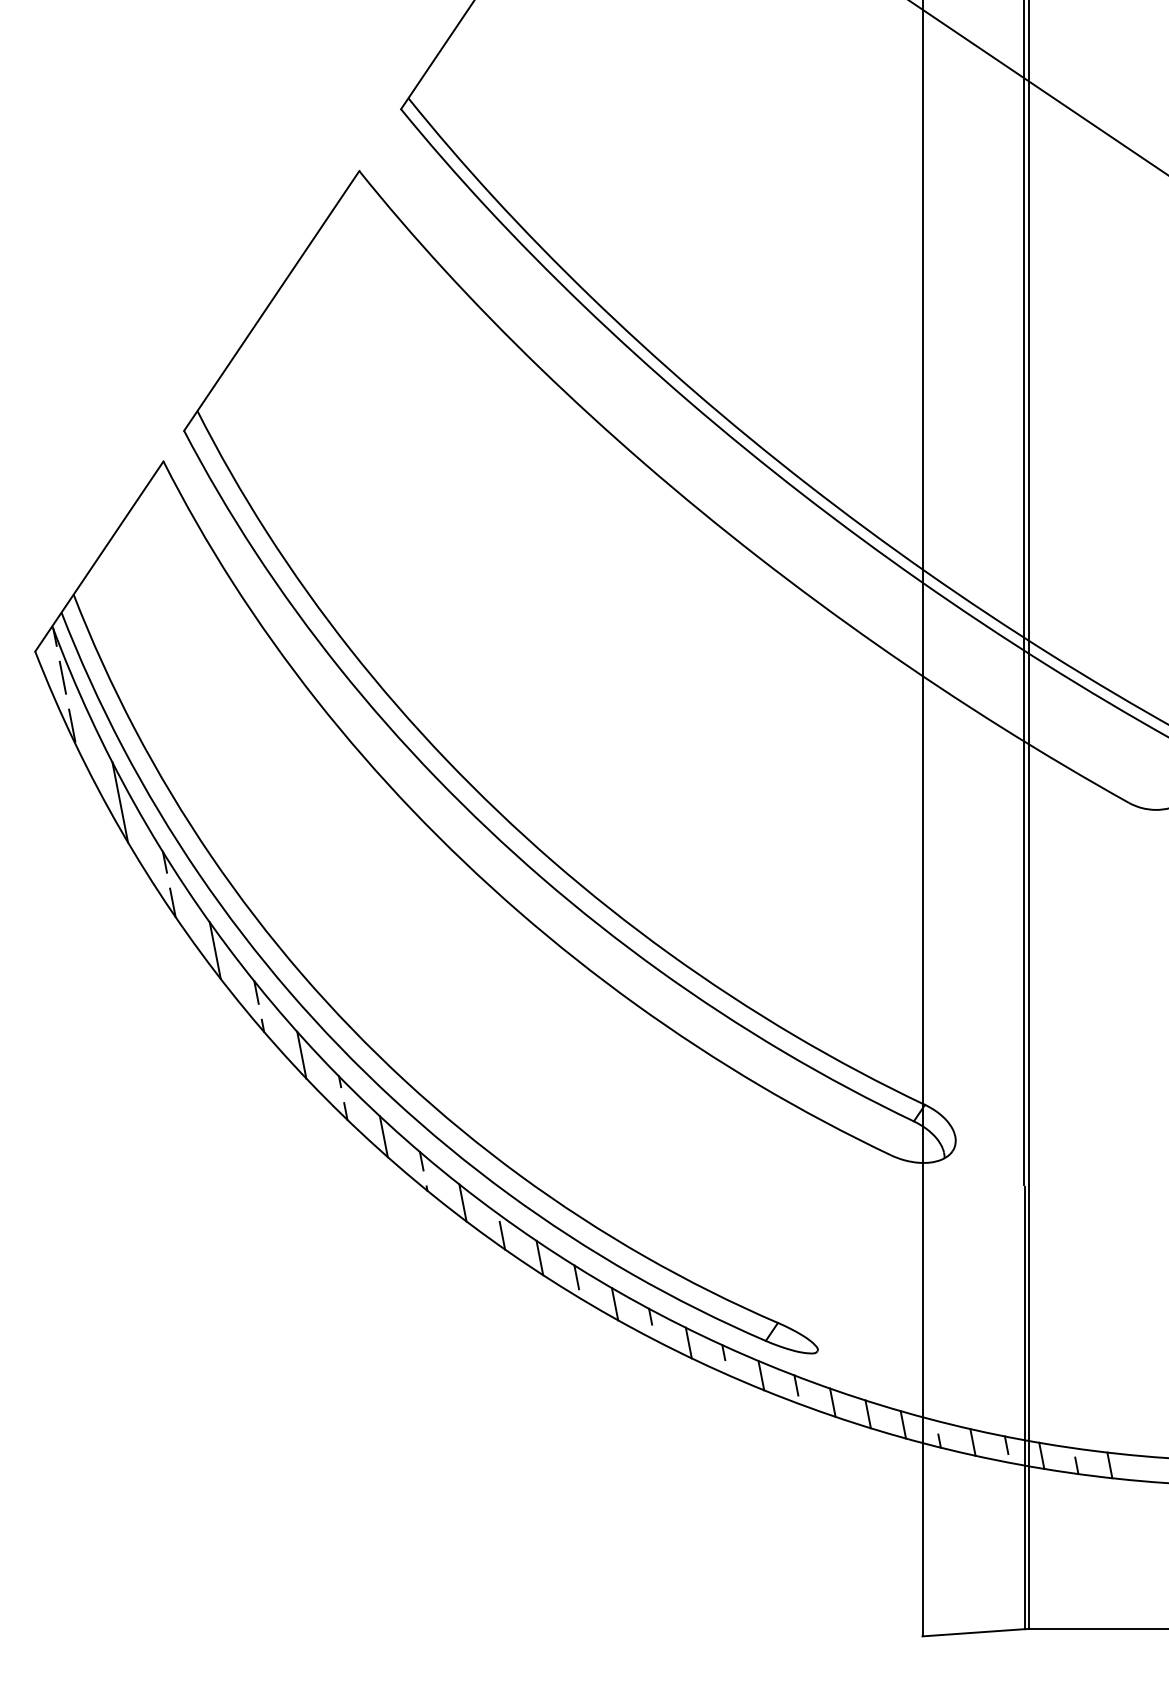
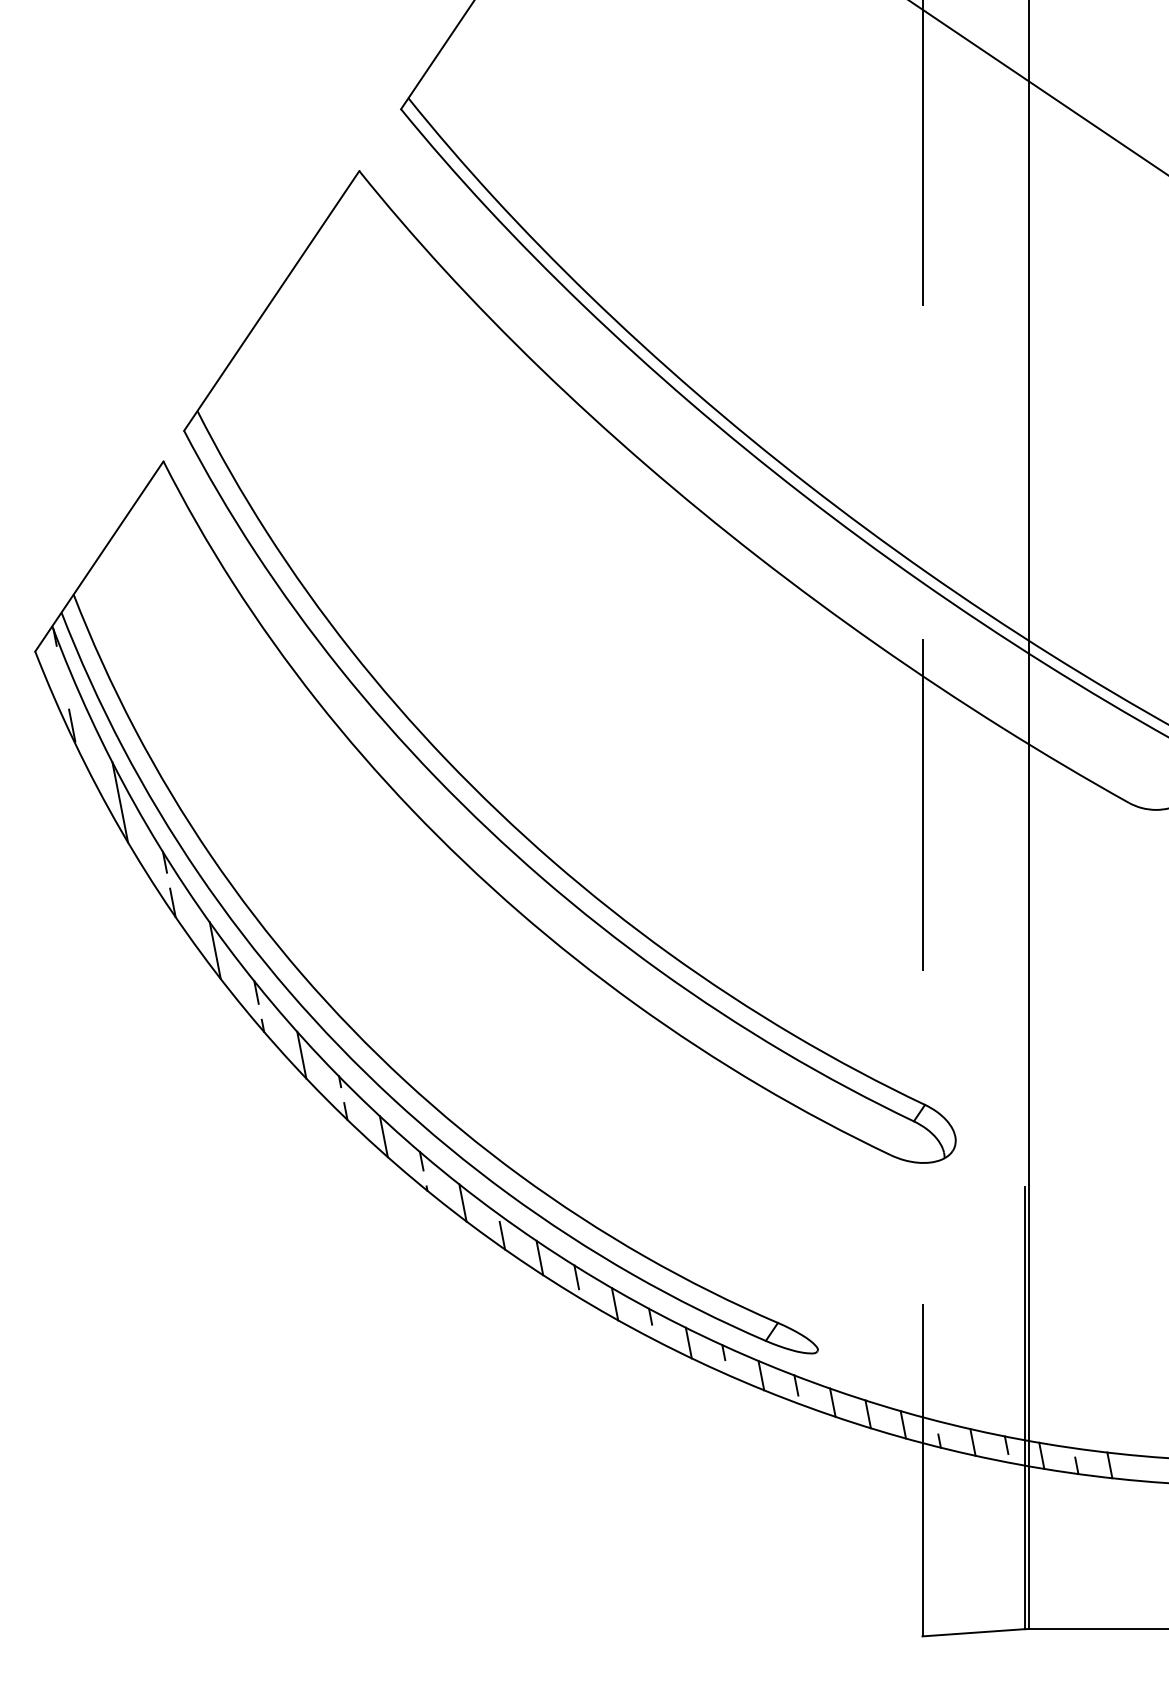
line: present -> none (1023, 593)
line: present -> none (62, 677)
line: solid -> dashed (922, 818)
